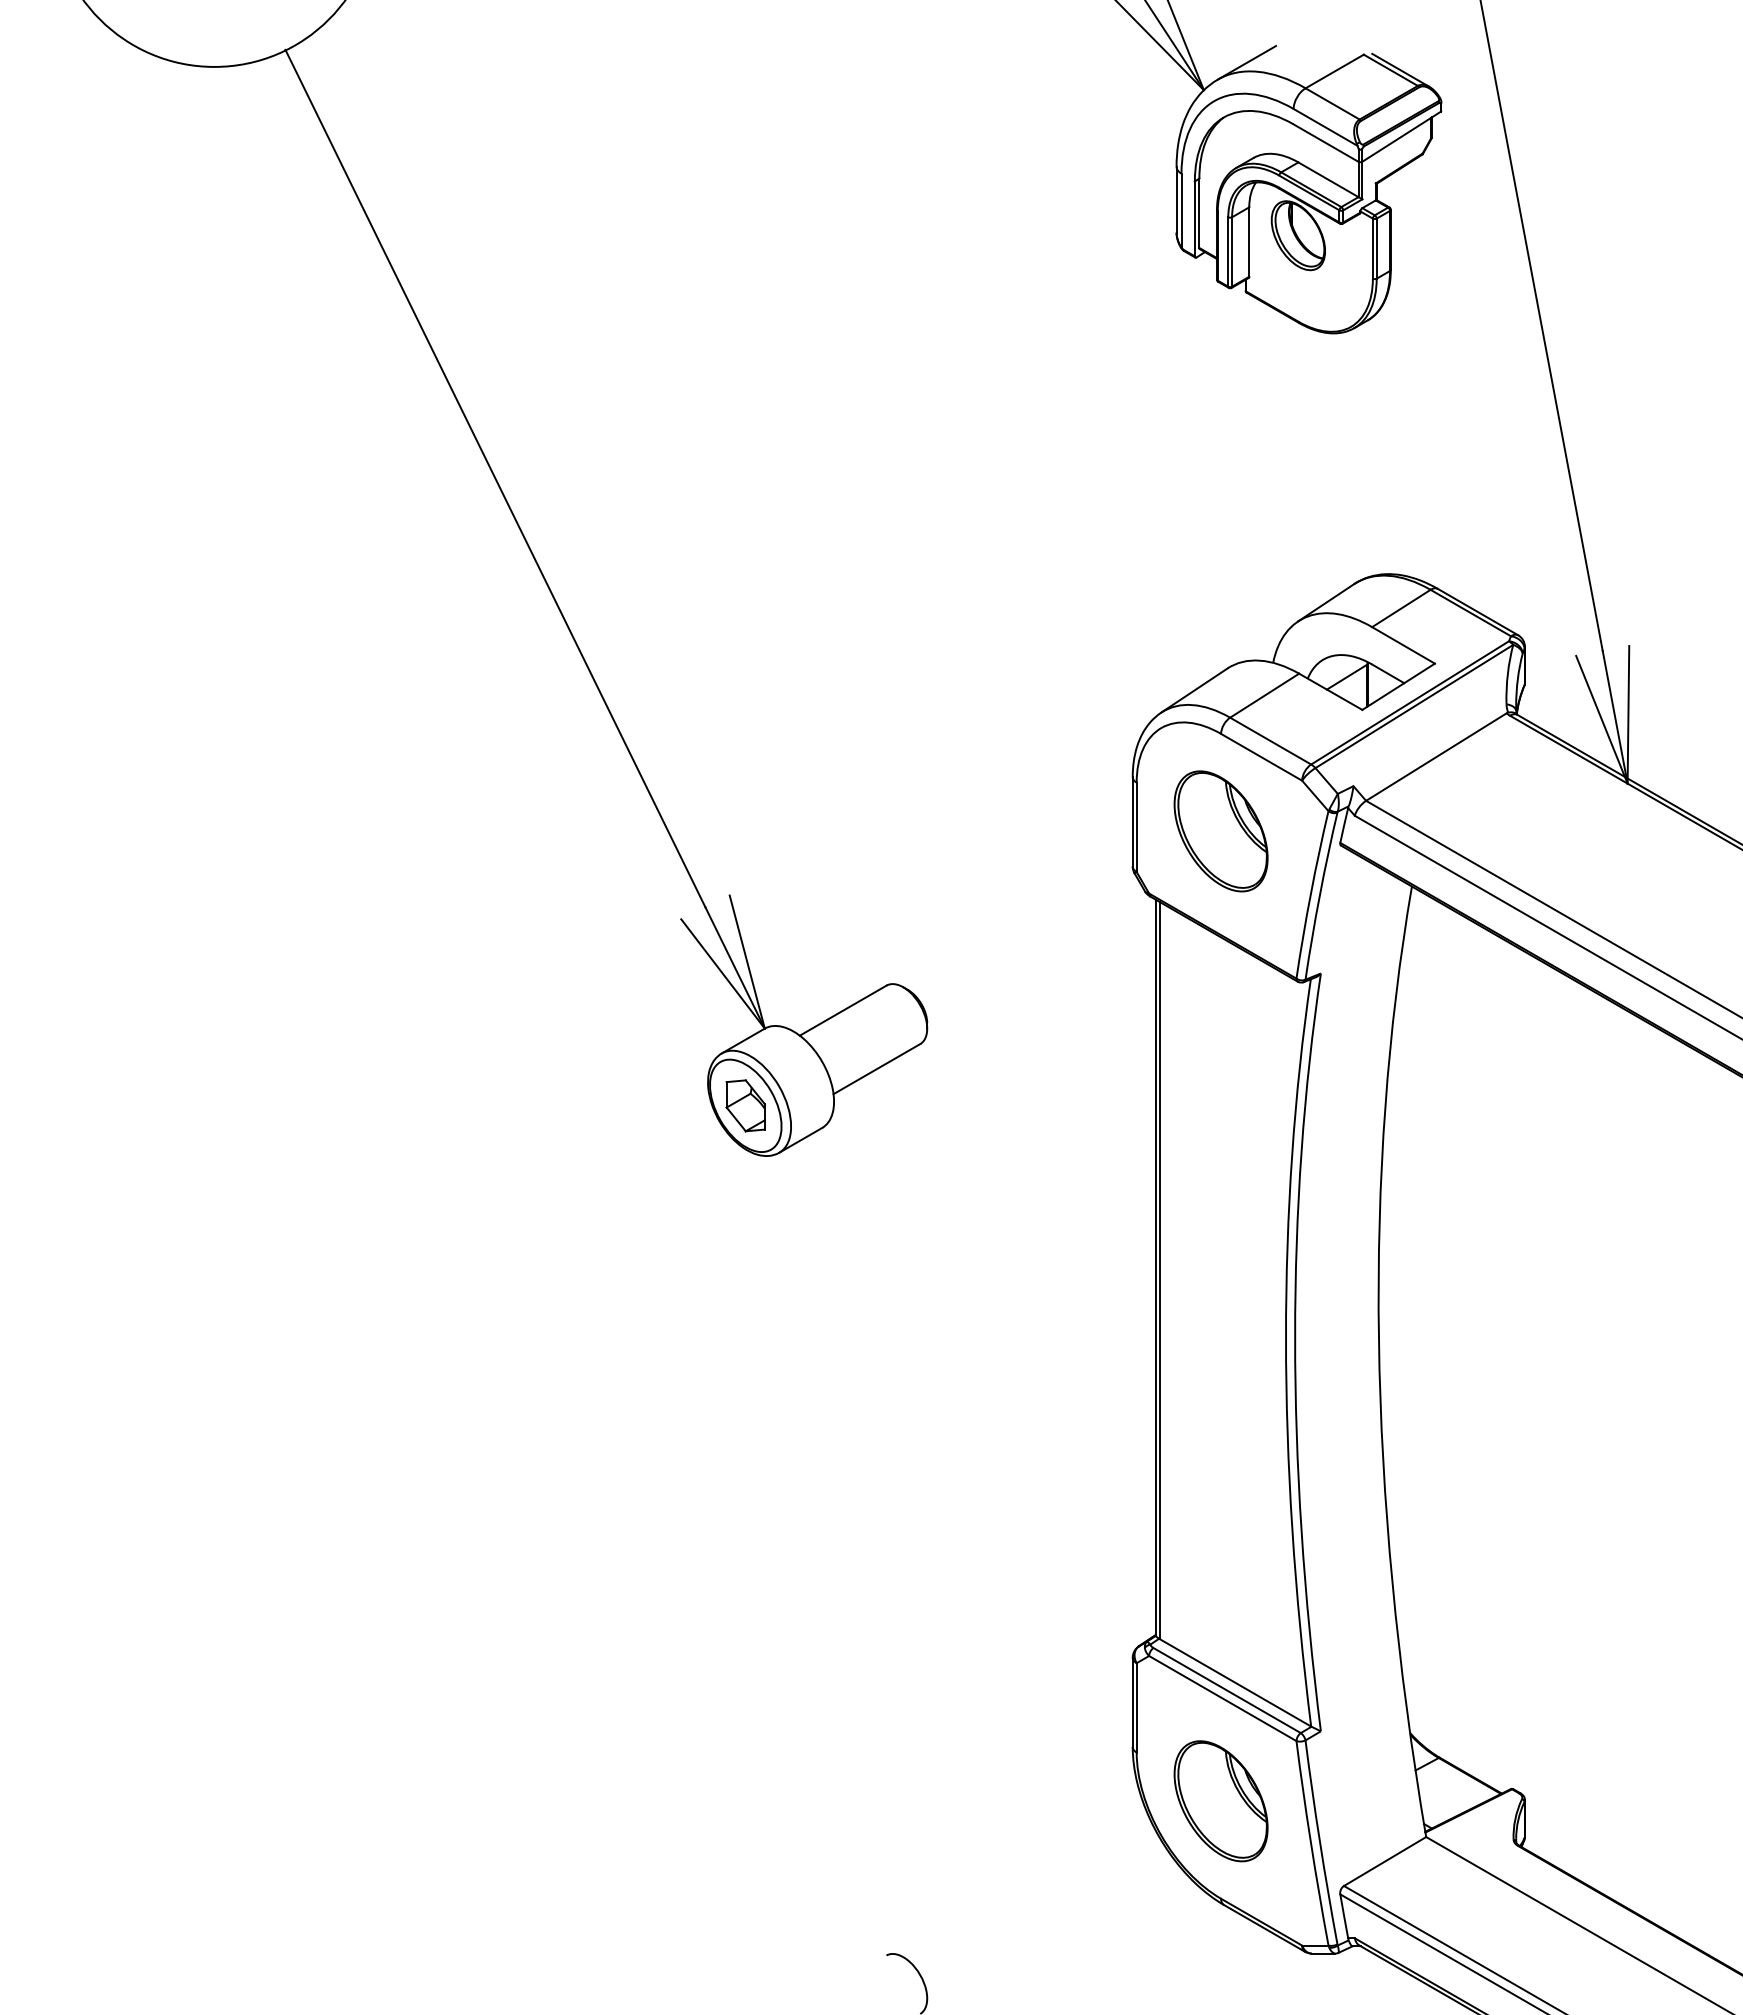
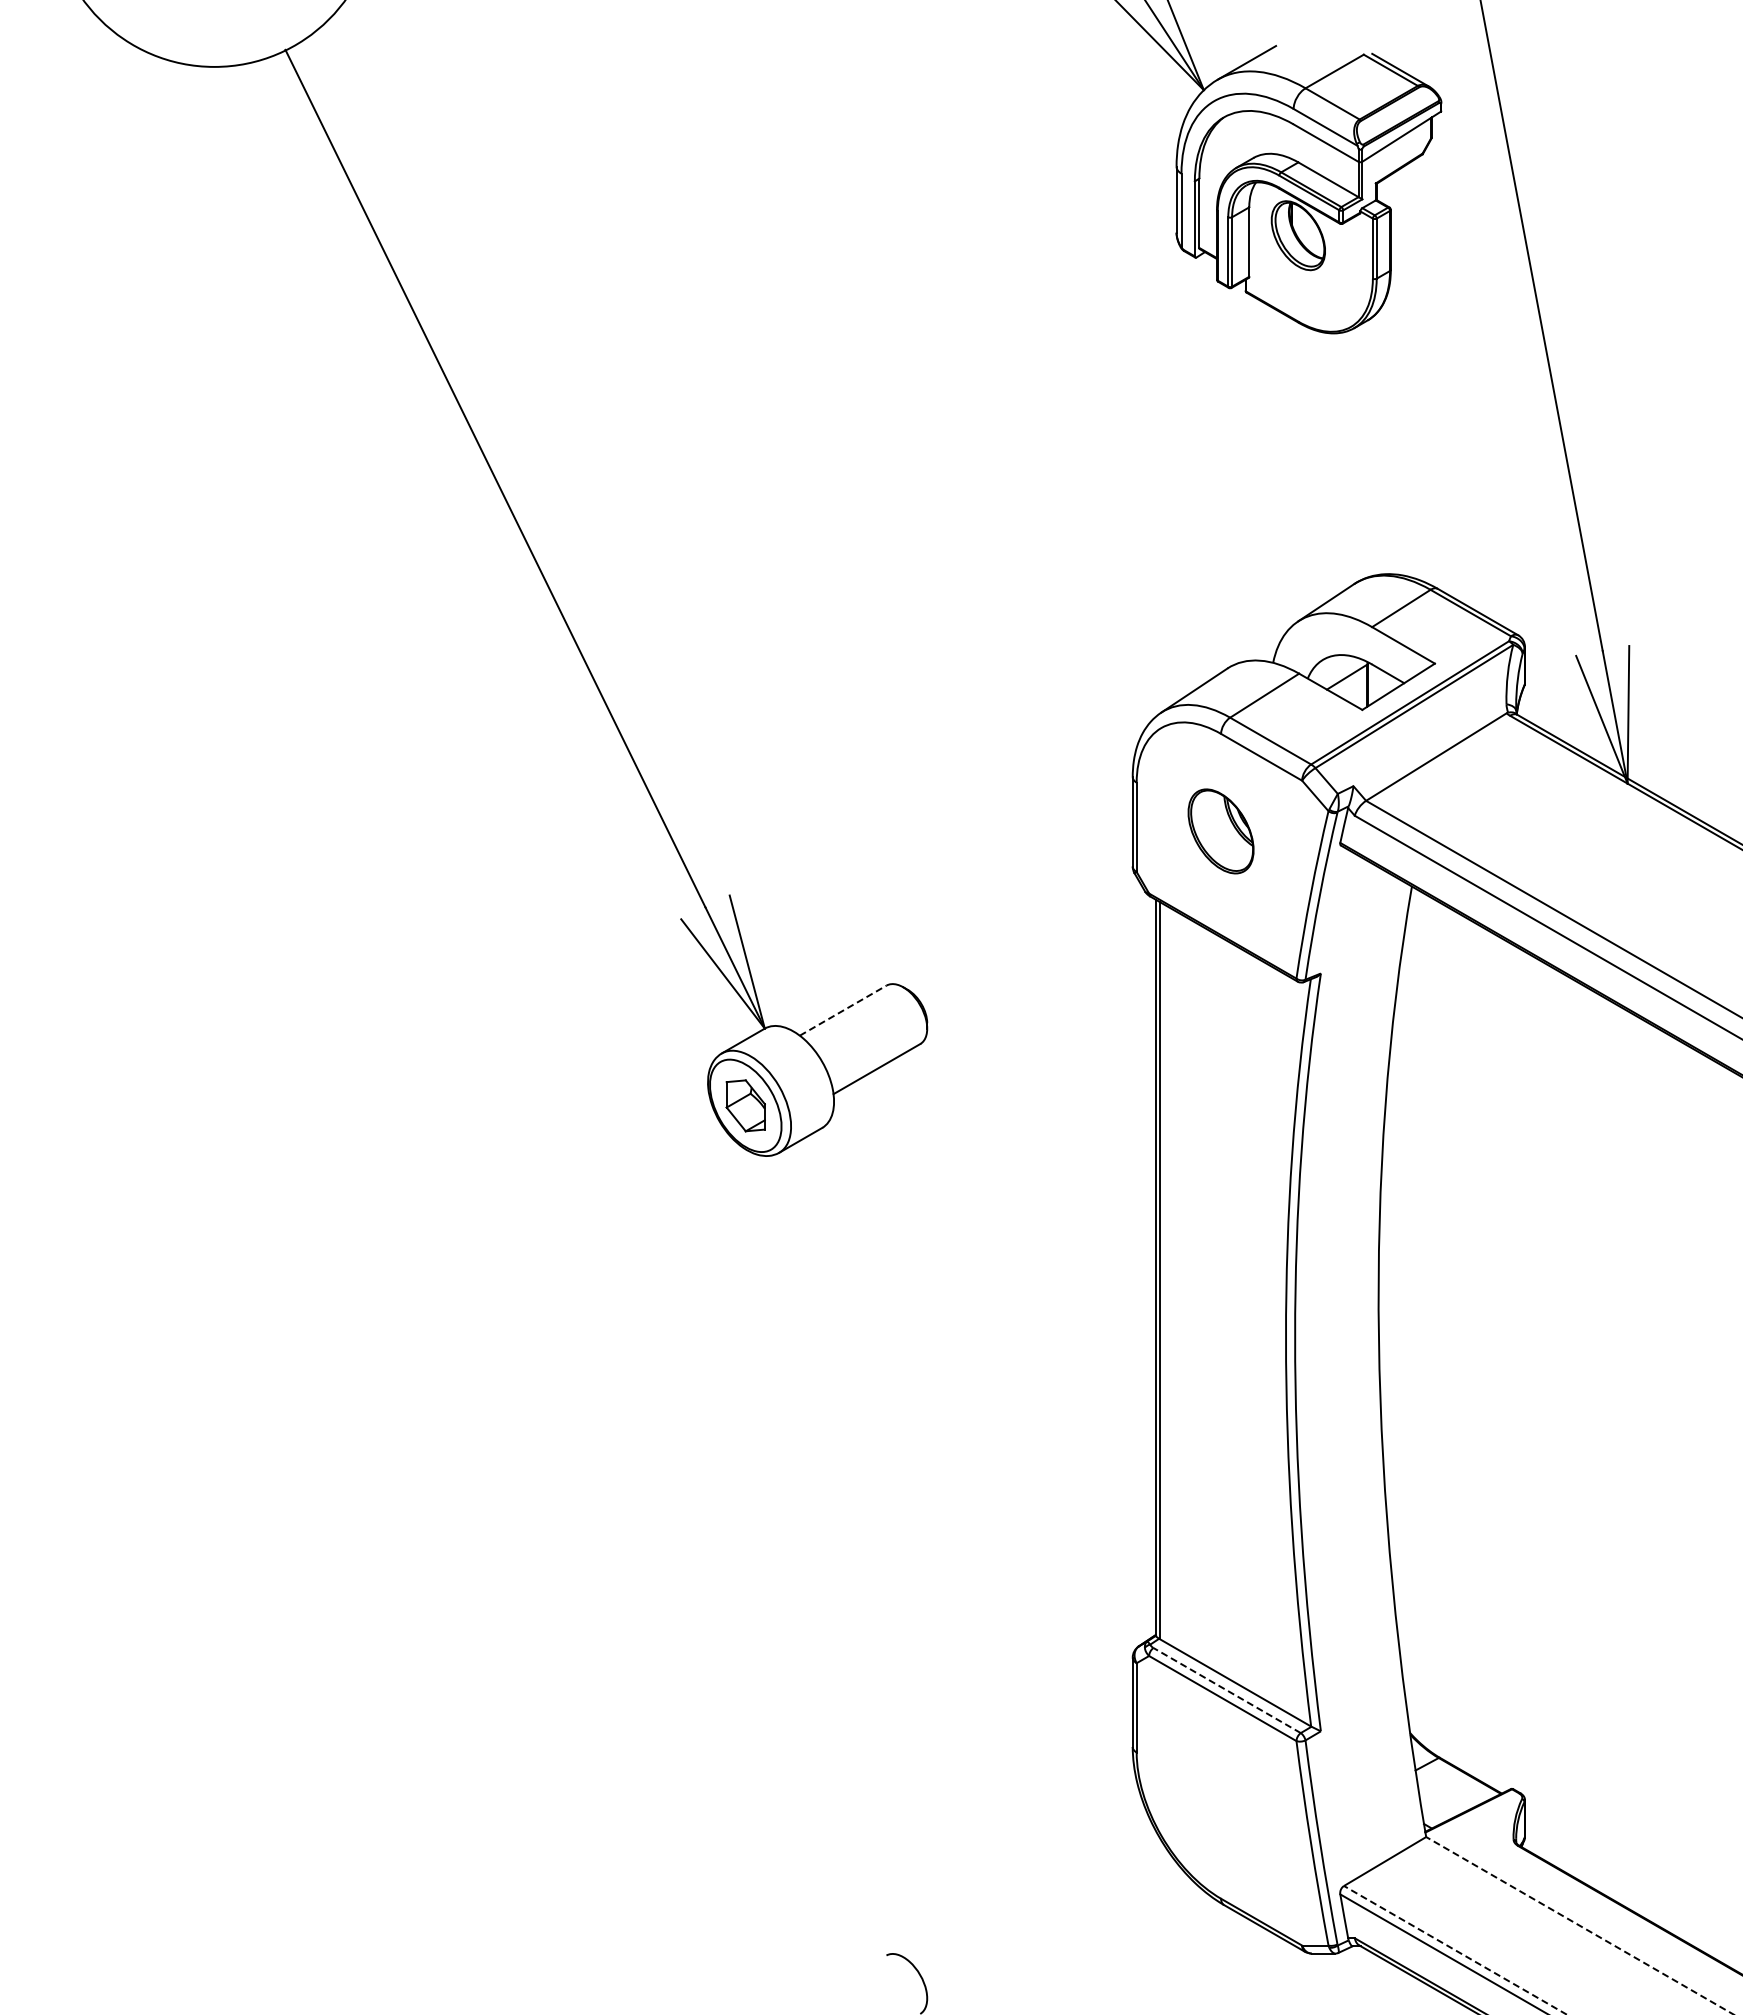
part size: 96x123 px -> 68x87 px (1220, 831)
line: solid -> dashed (843, 1010)
line: solid -> dashed (1226, 1690)
part: present -> none (1220, 1801)
line: solid -> dashed (1579, 1925)
line: solid -> dashed (1455, 1950)
